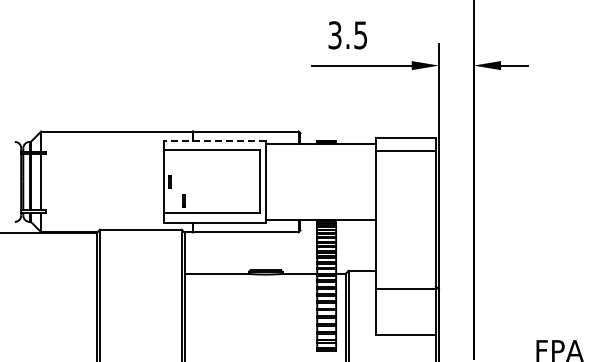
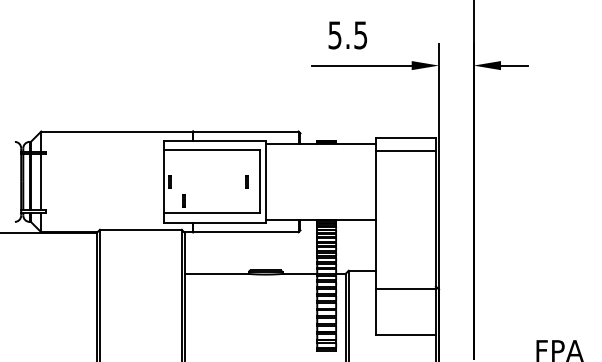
text: 3.5 -> 5.5 (335, 34)
line: dashed -> solid (215, 140)
part: none -> present (246, 181)
